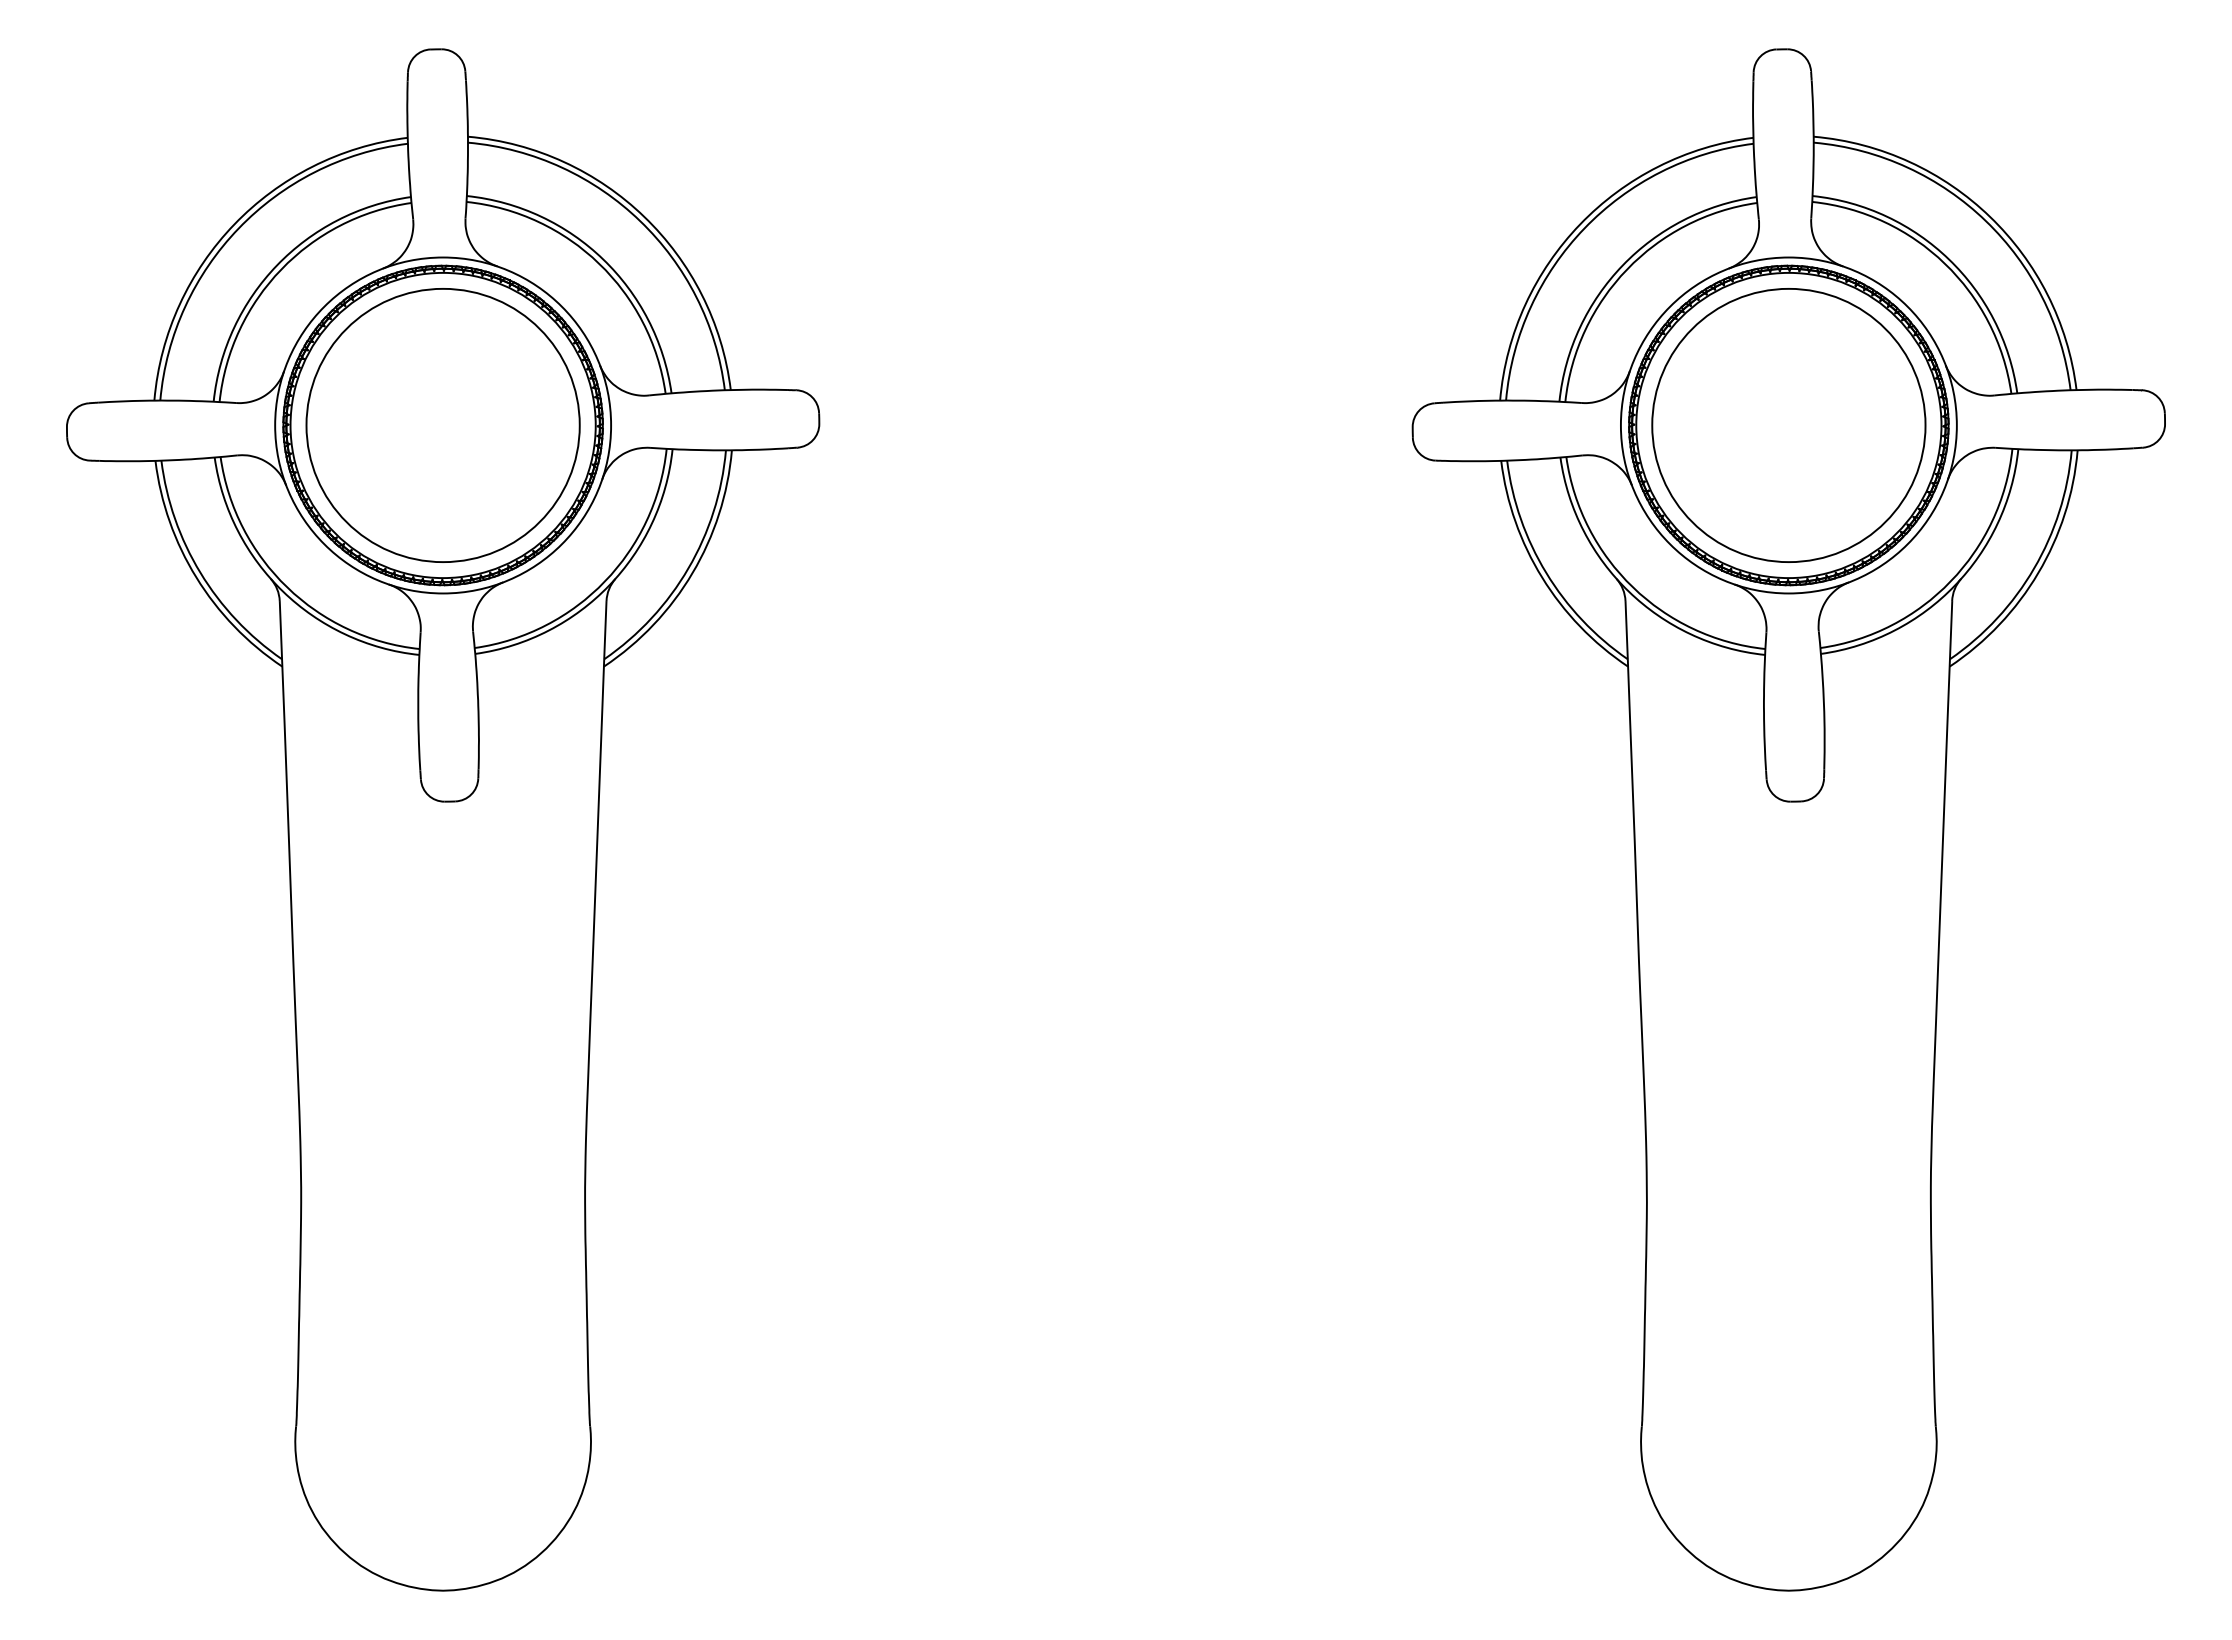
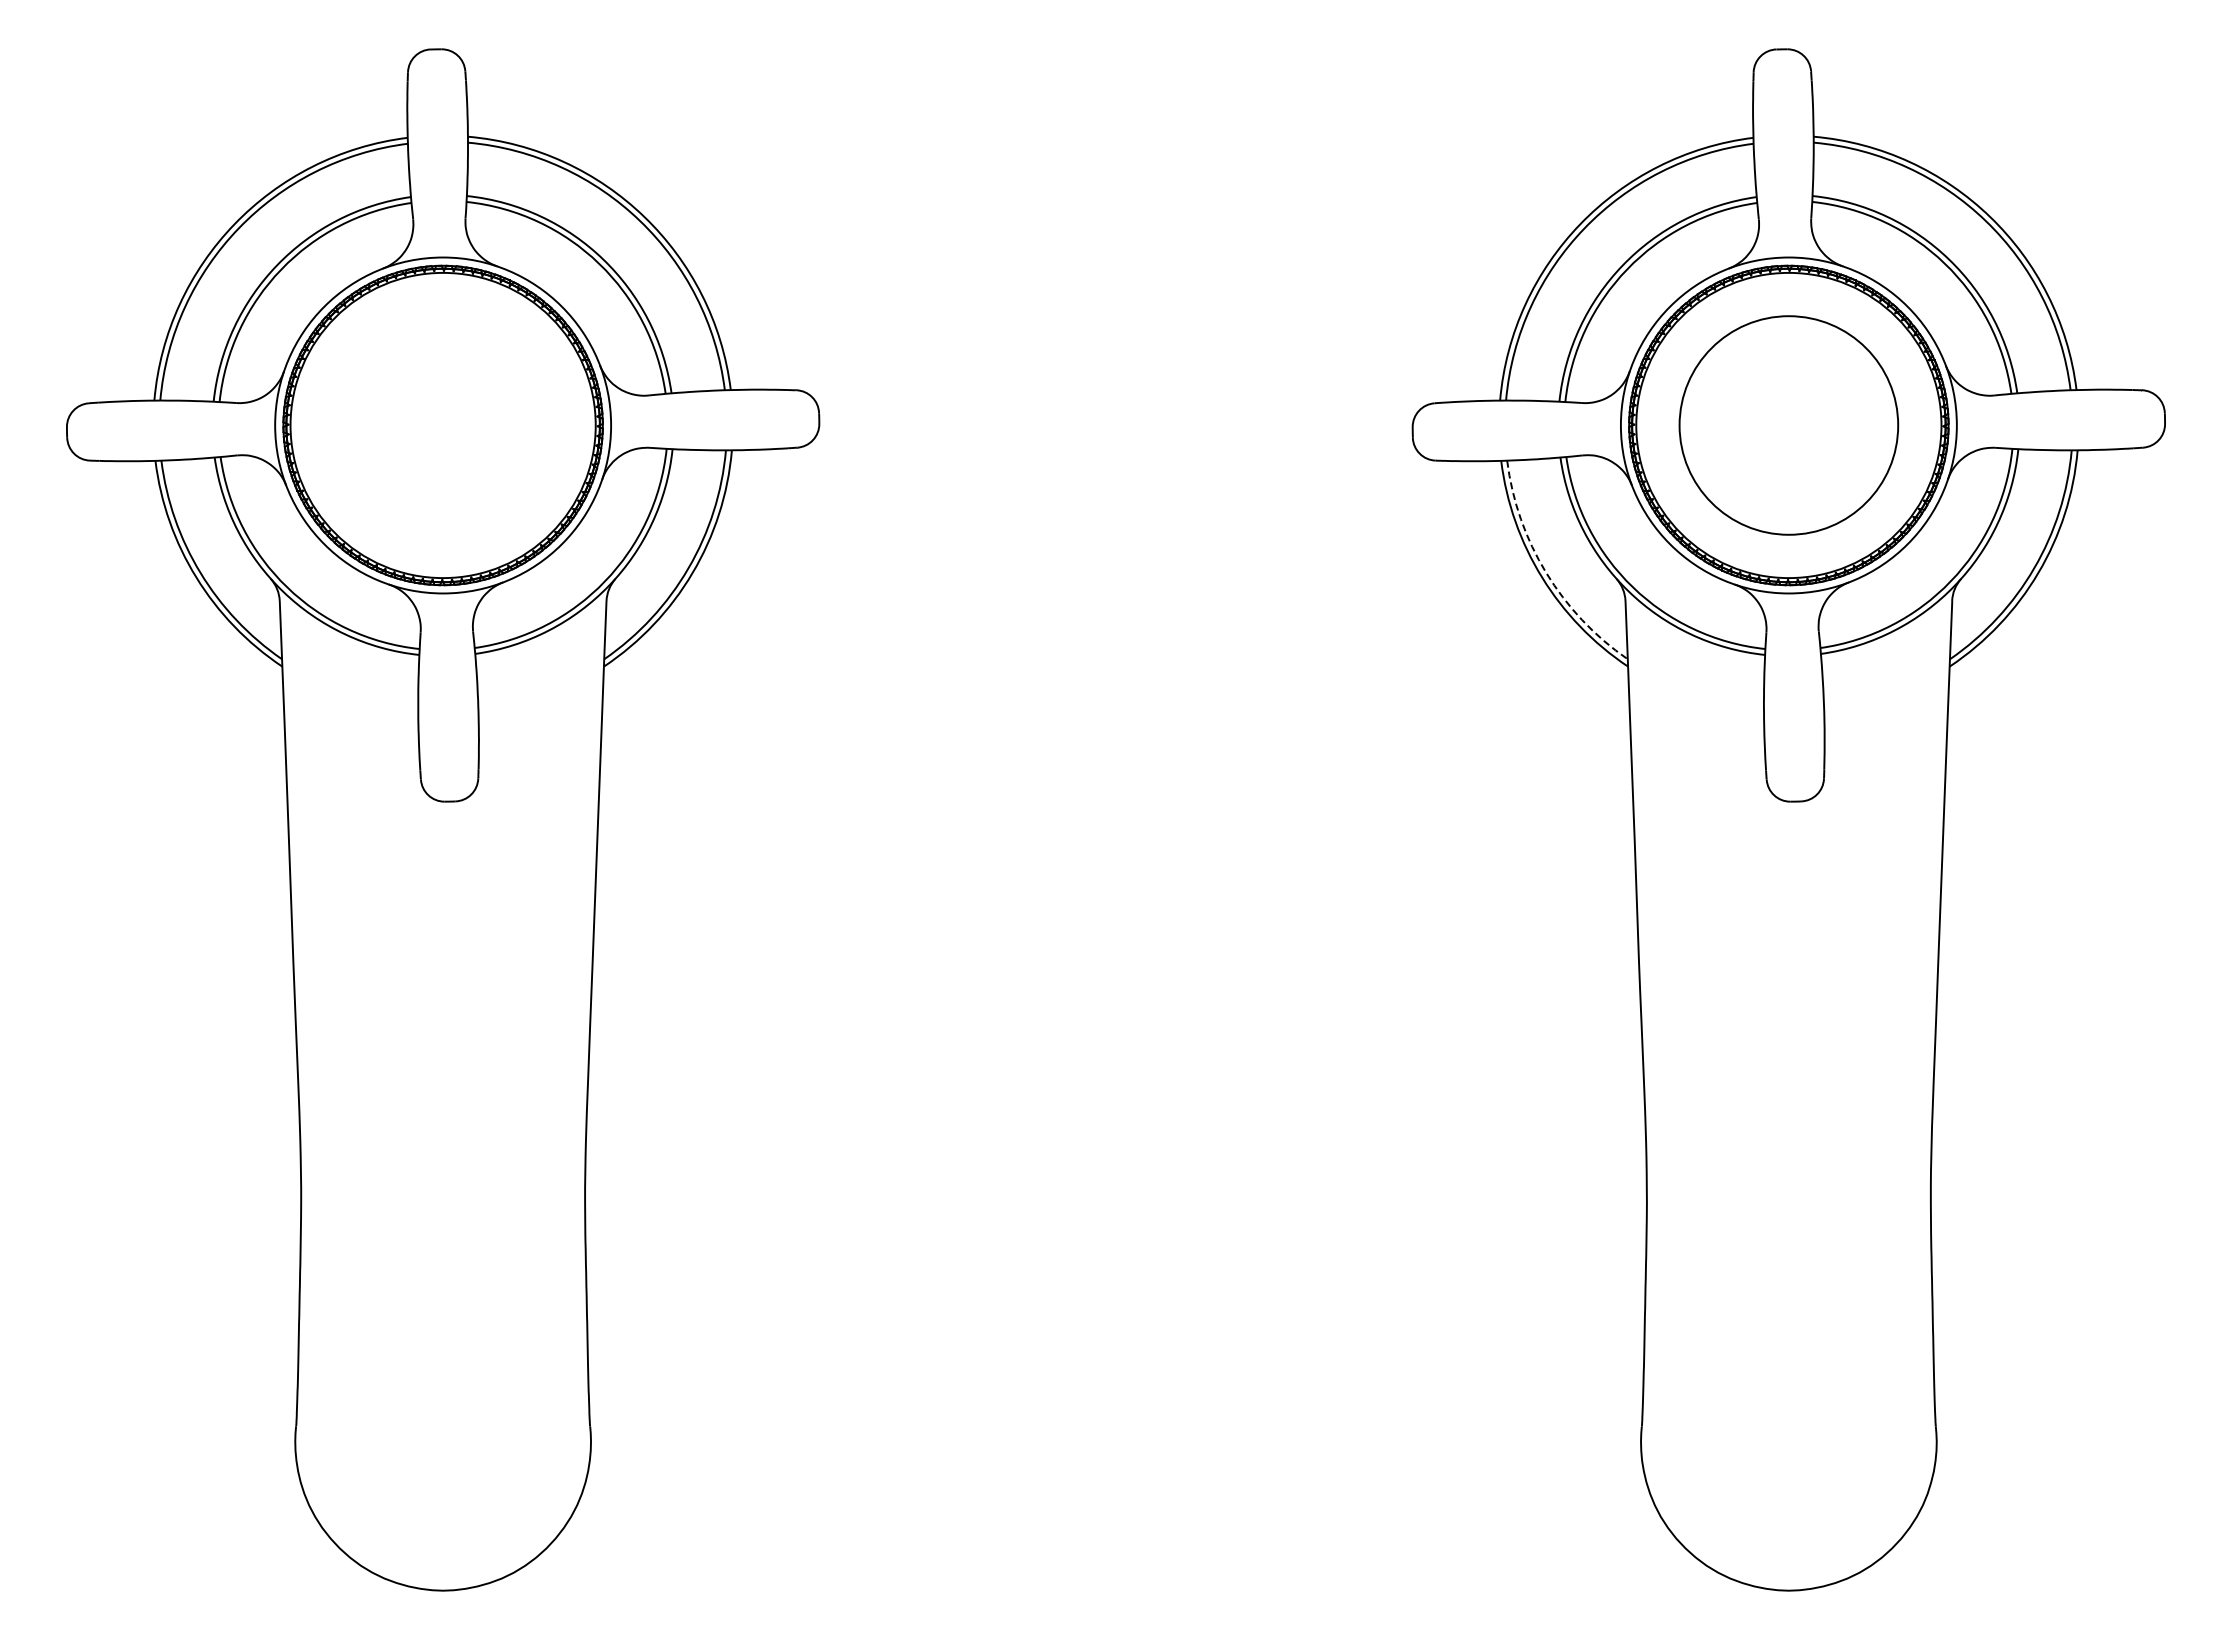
circle: present -> none (442, 425)
circle diameter: 273 px -> 219 px (1788, 425)
arc: solid -> dashed (1546, 572)
